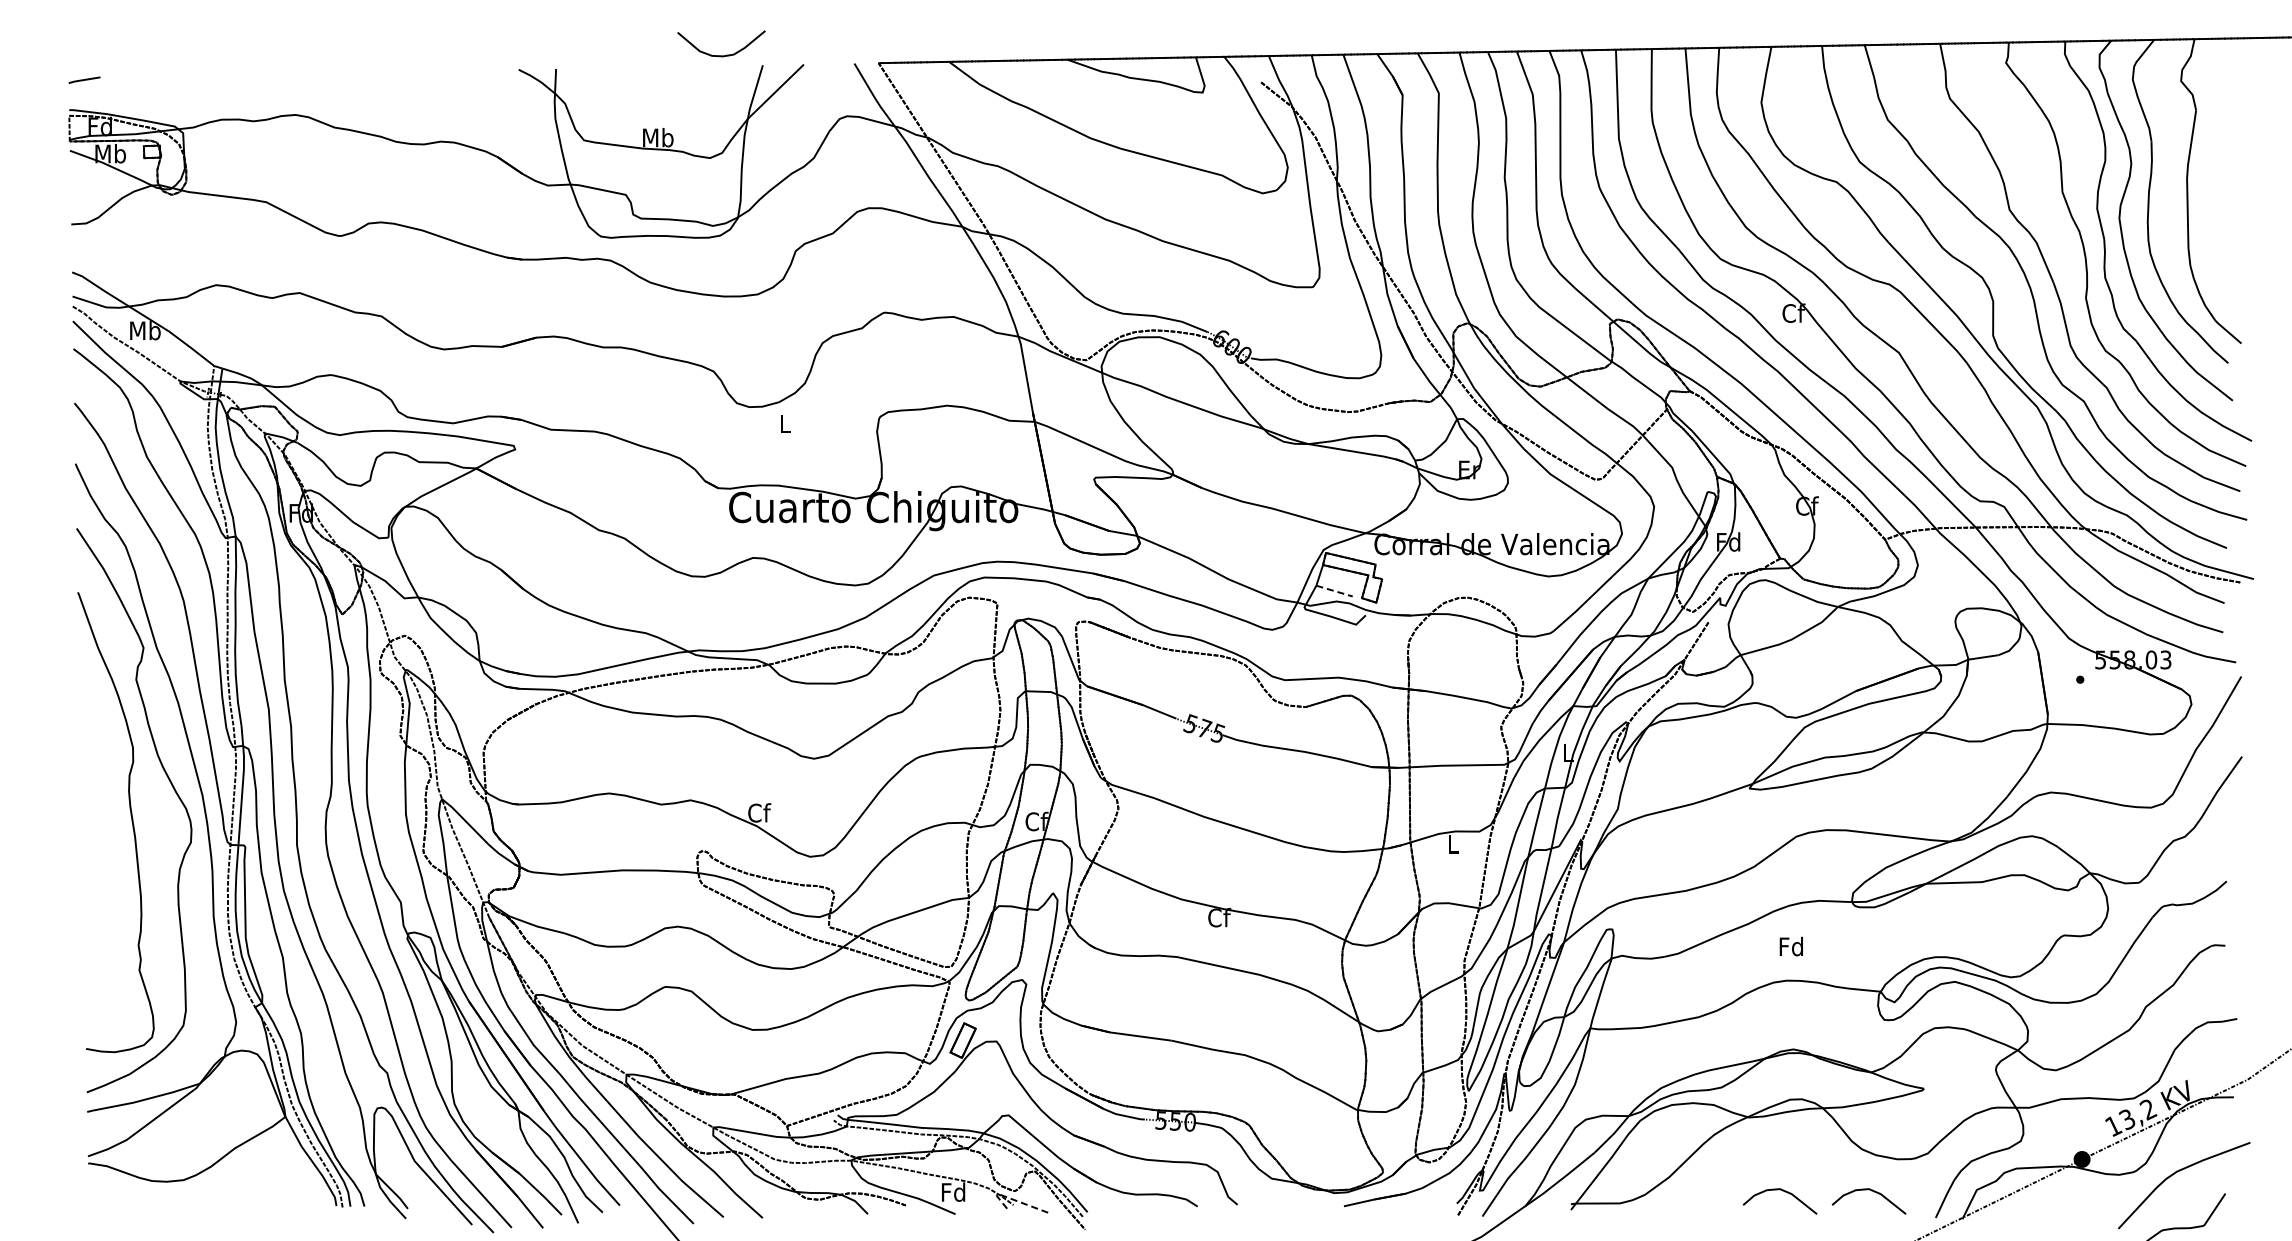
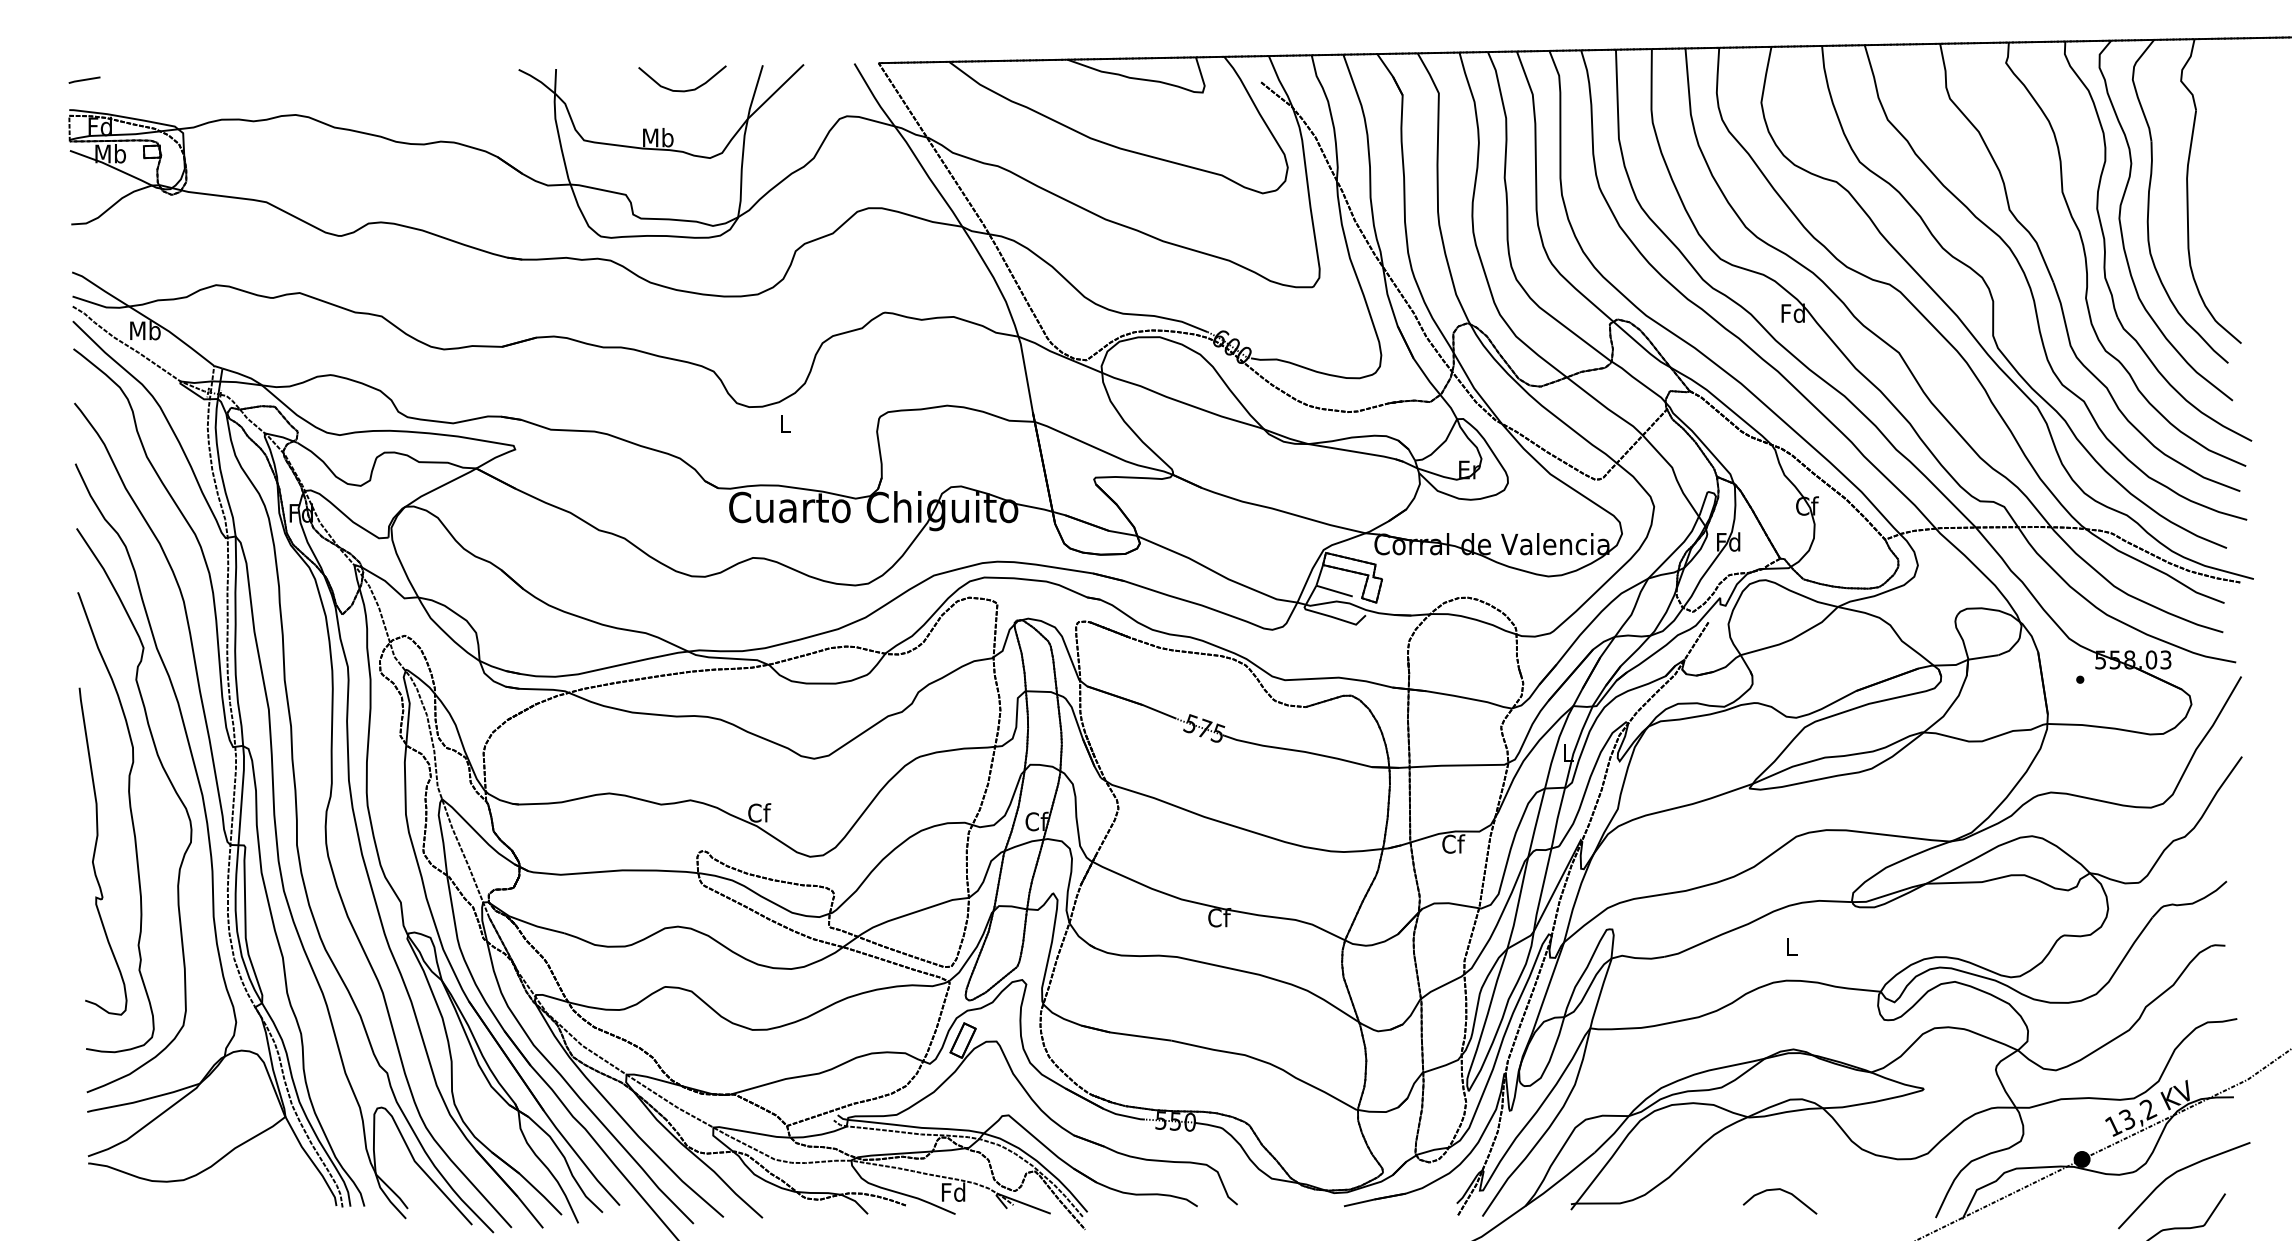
curve position: (721, 55) -> (682, 90) (682, 90)
text: Cf -> Fd (1793, 312)
line: dashed -> solid (1334, 591)
text: L -> Cf (1453, 843)
curve: none -> present (96, 848)
text: Fd -> L (1790, 946)
curve: present -> none (1871, 1191)
line: dashed -> solid (1014, 1200)
